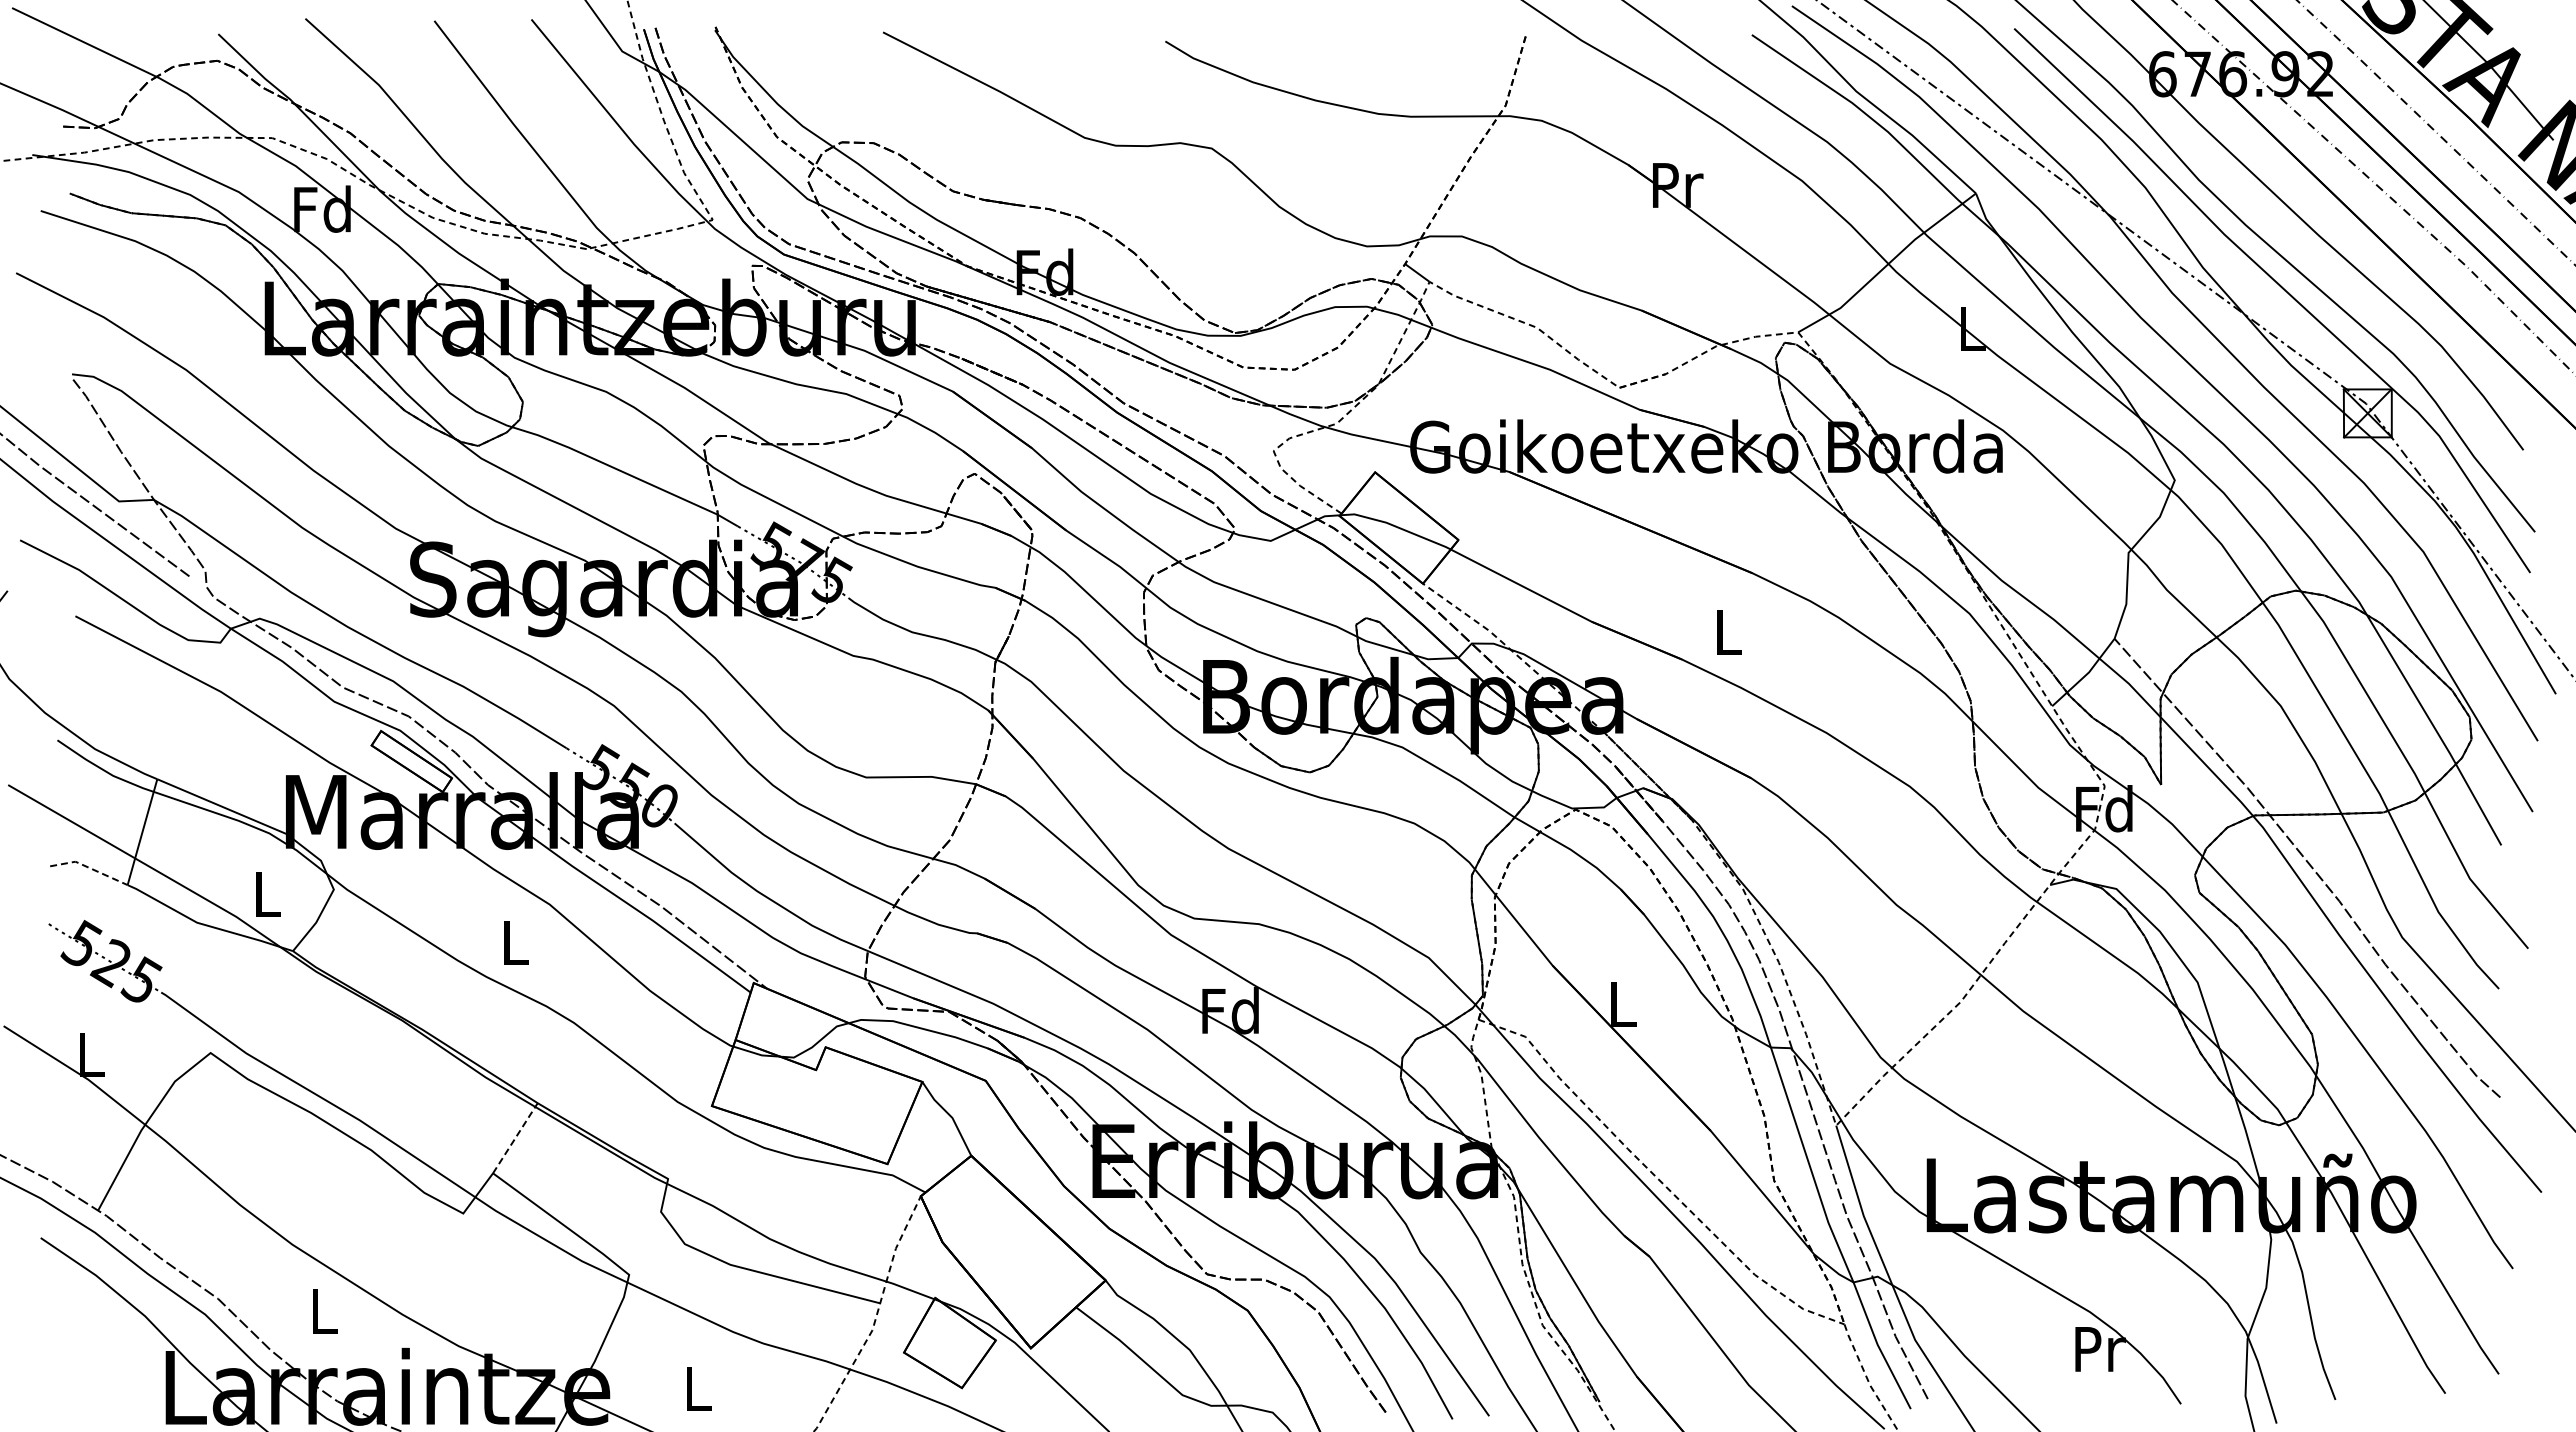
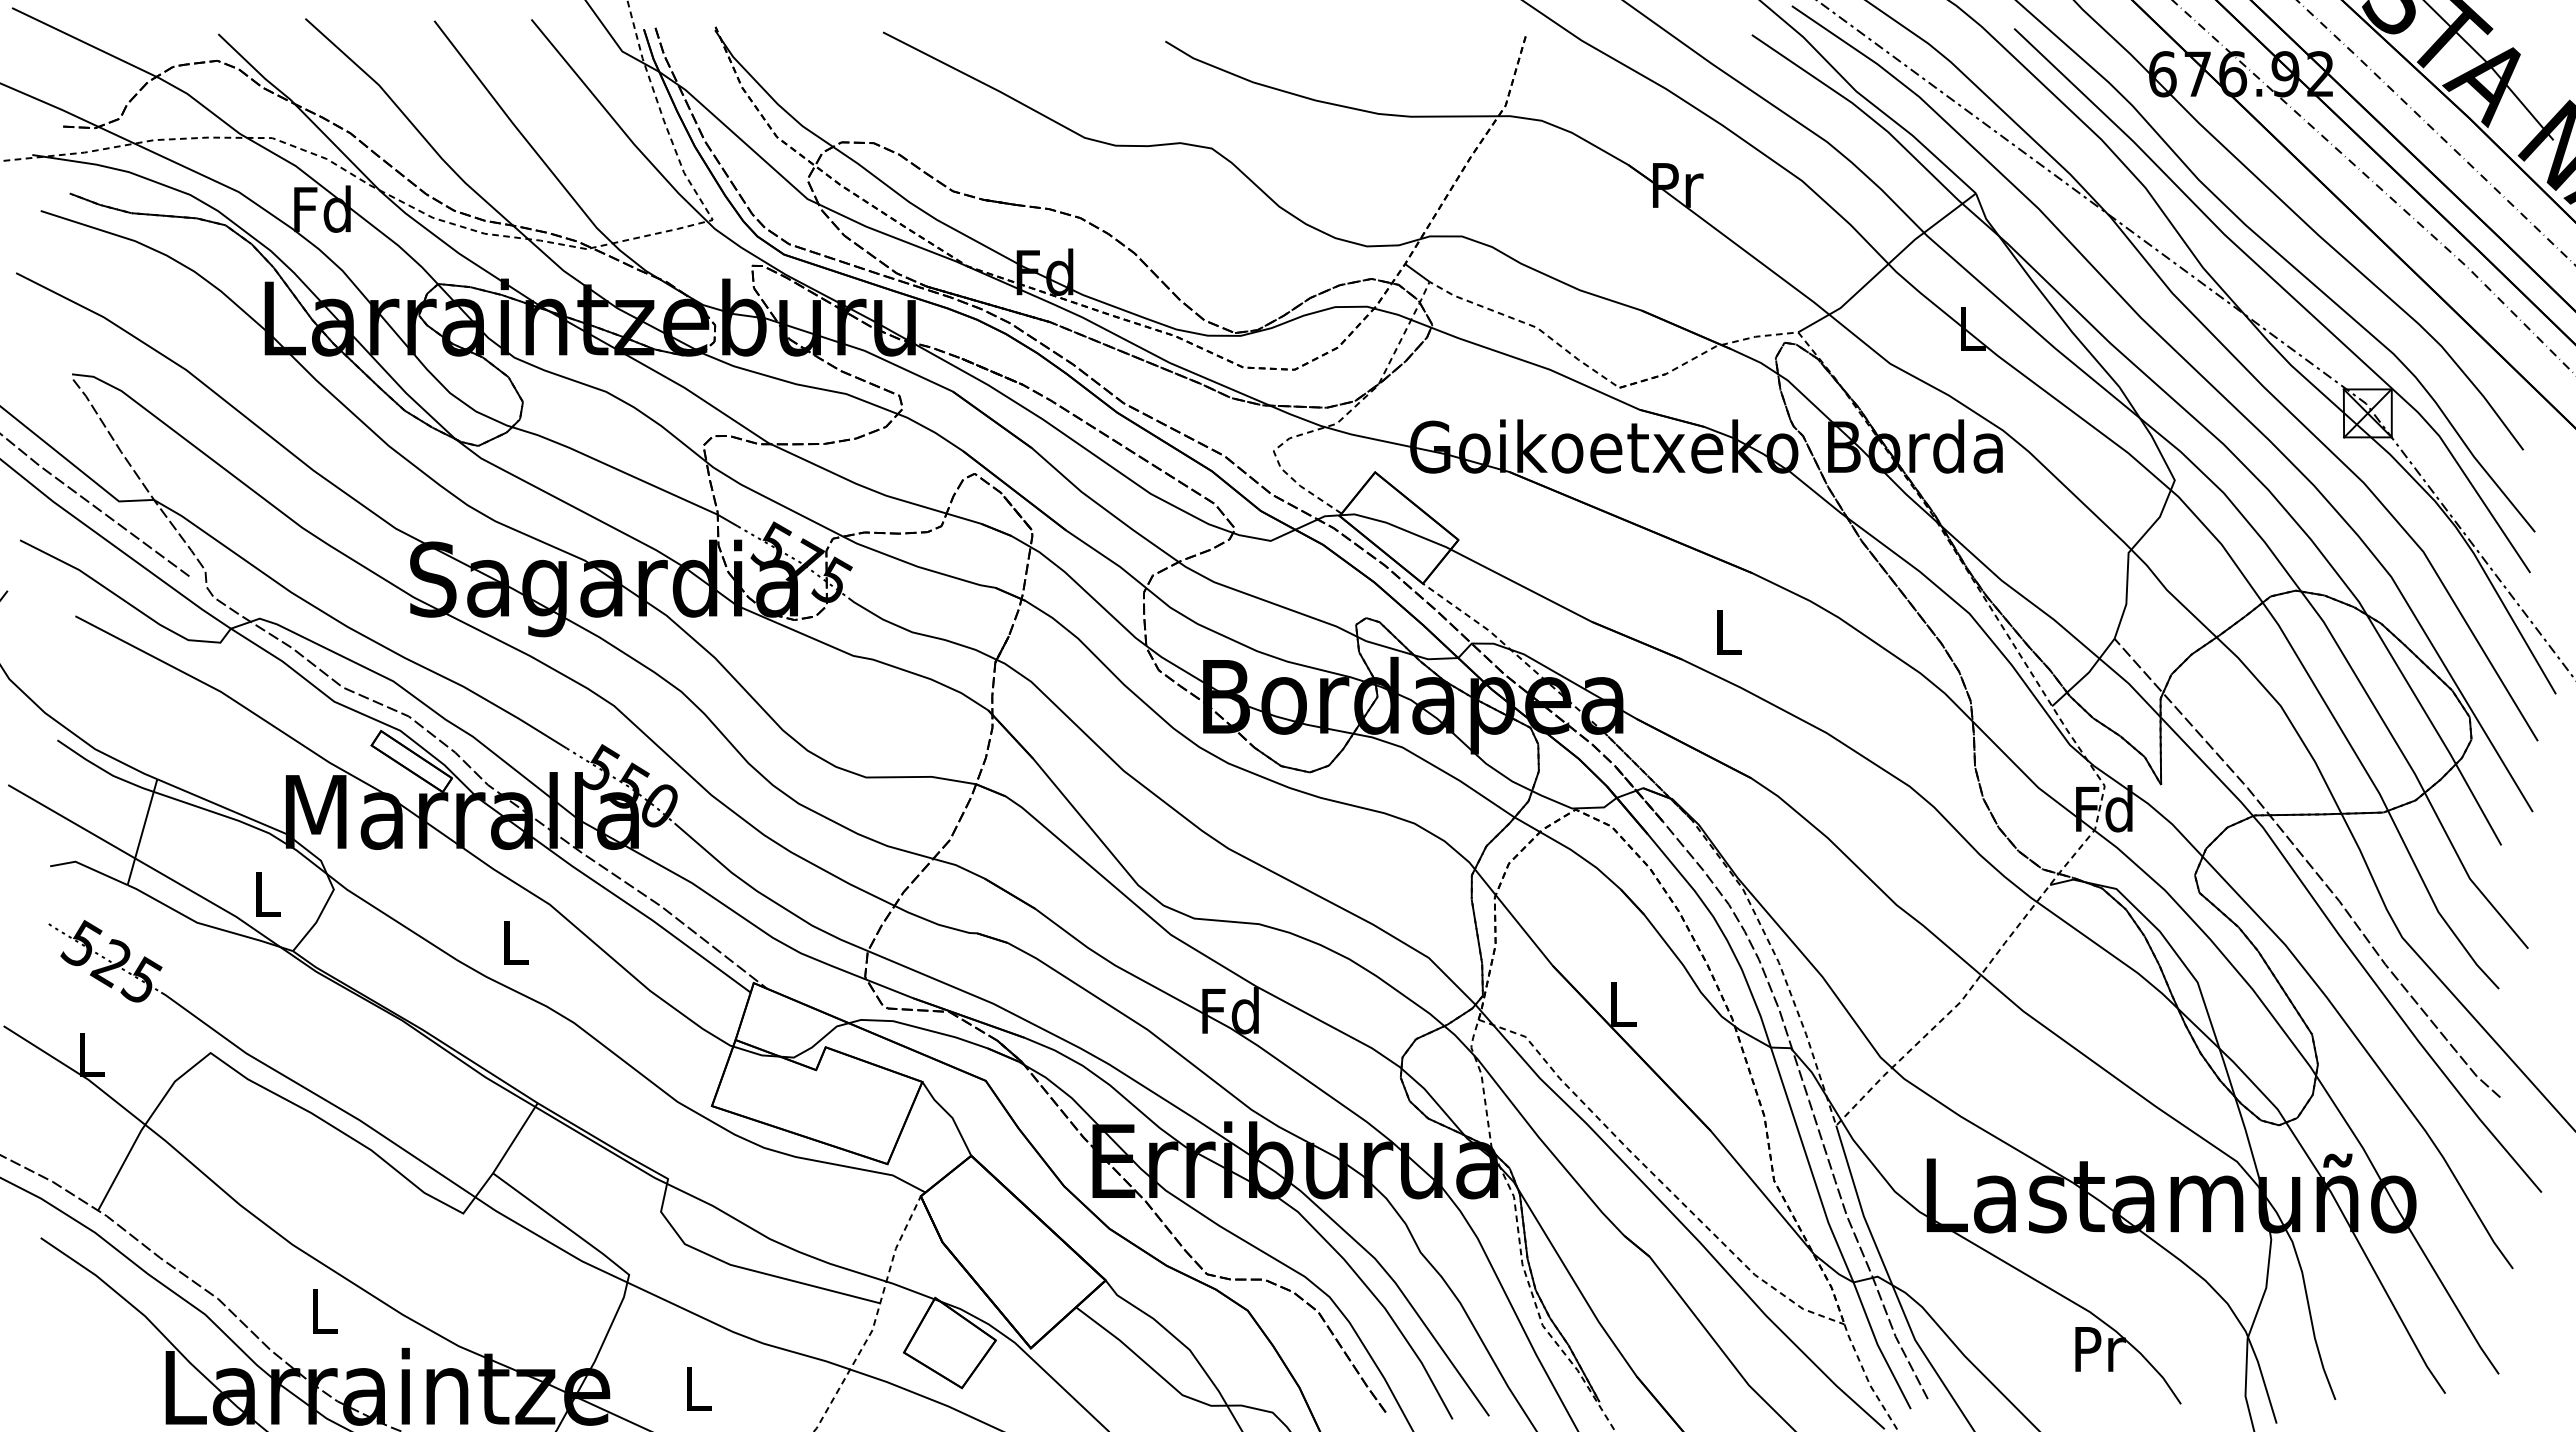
line: dashed -> solid (89, 868)
line: dashed -> solid (515, 1138)
